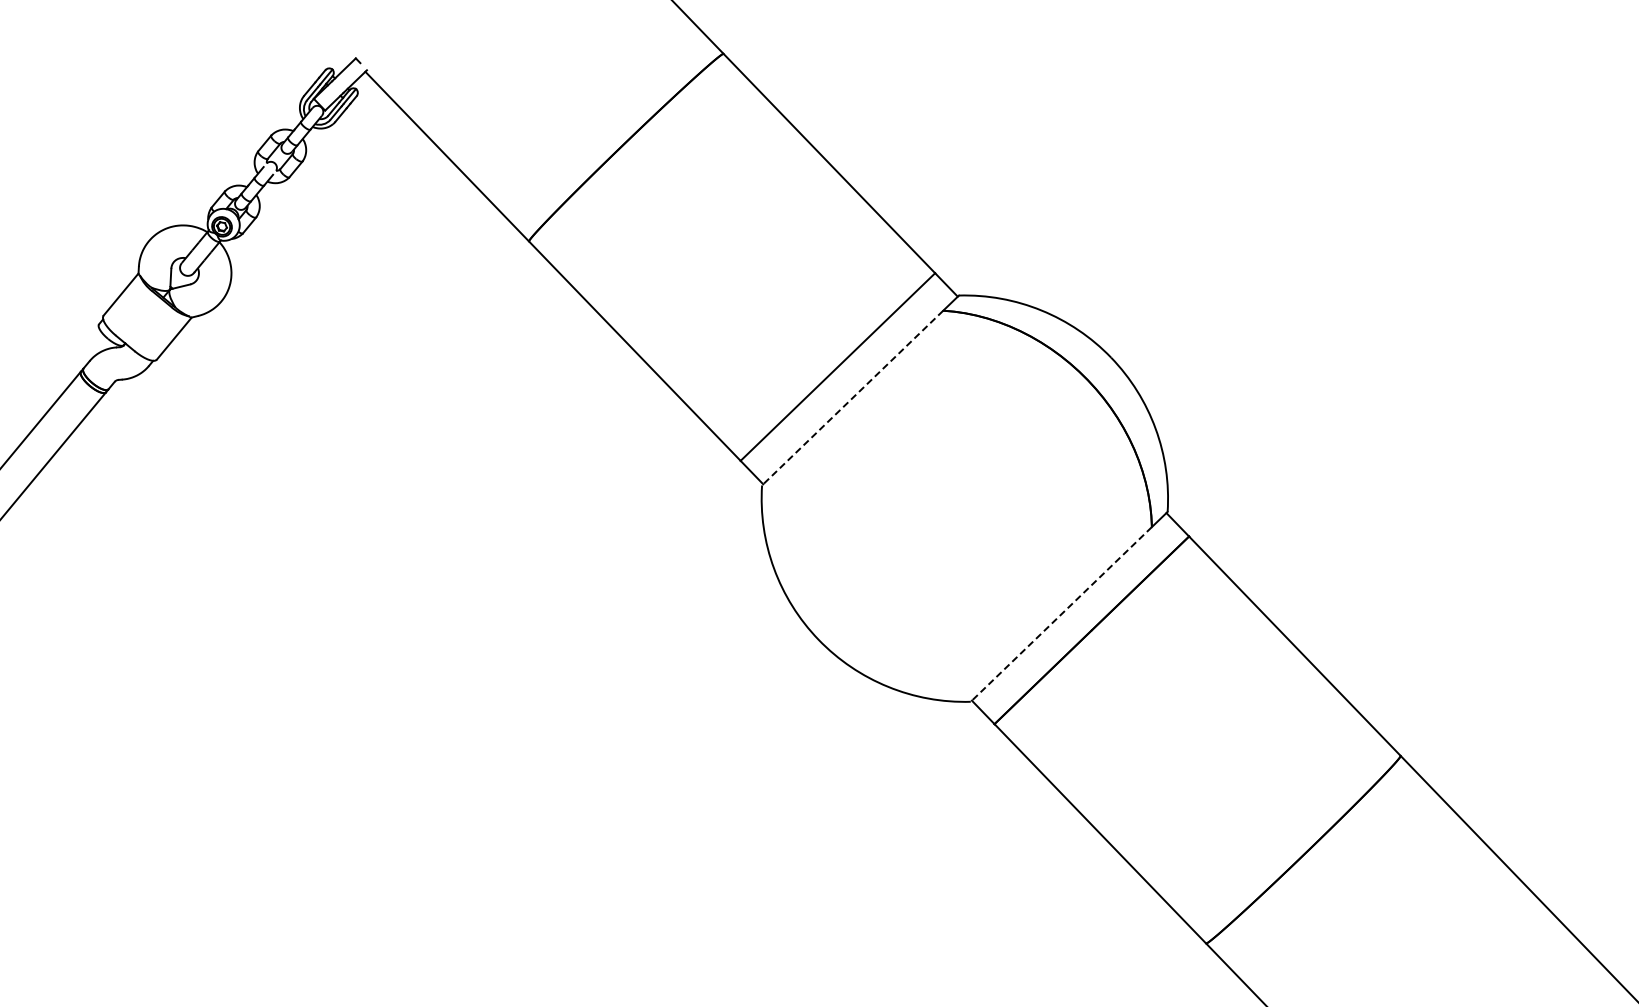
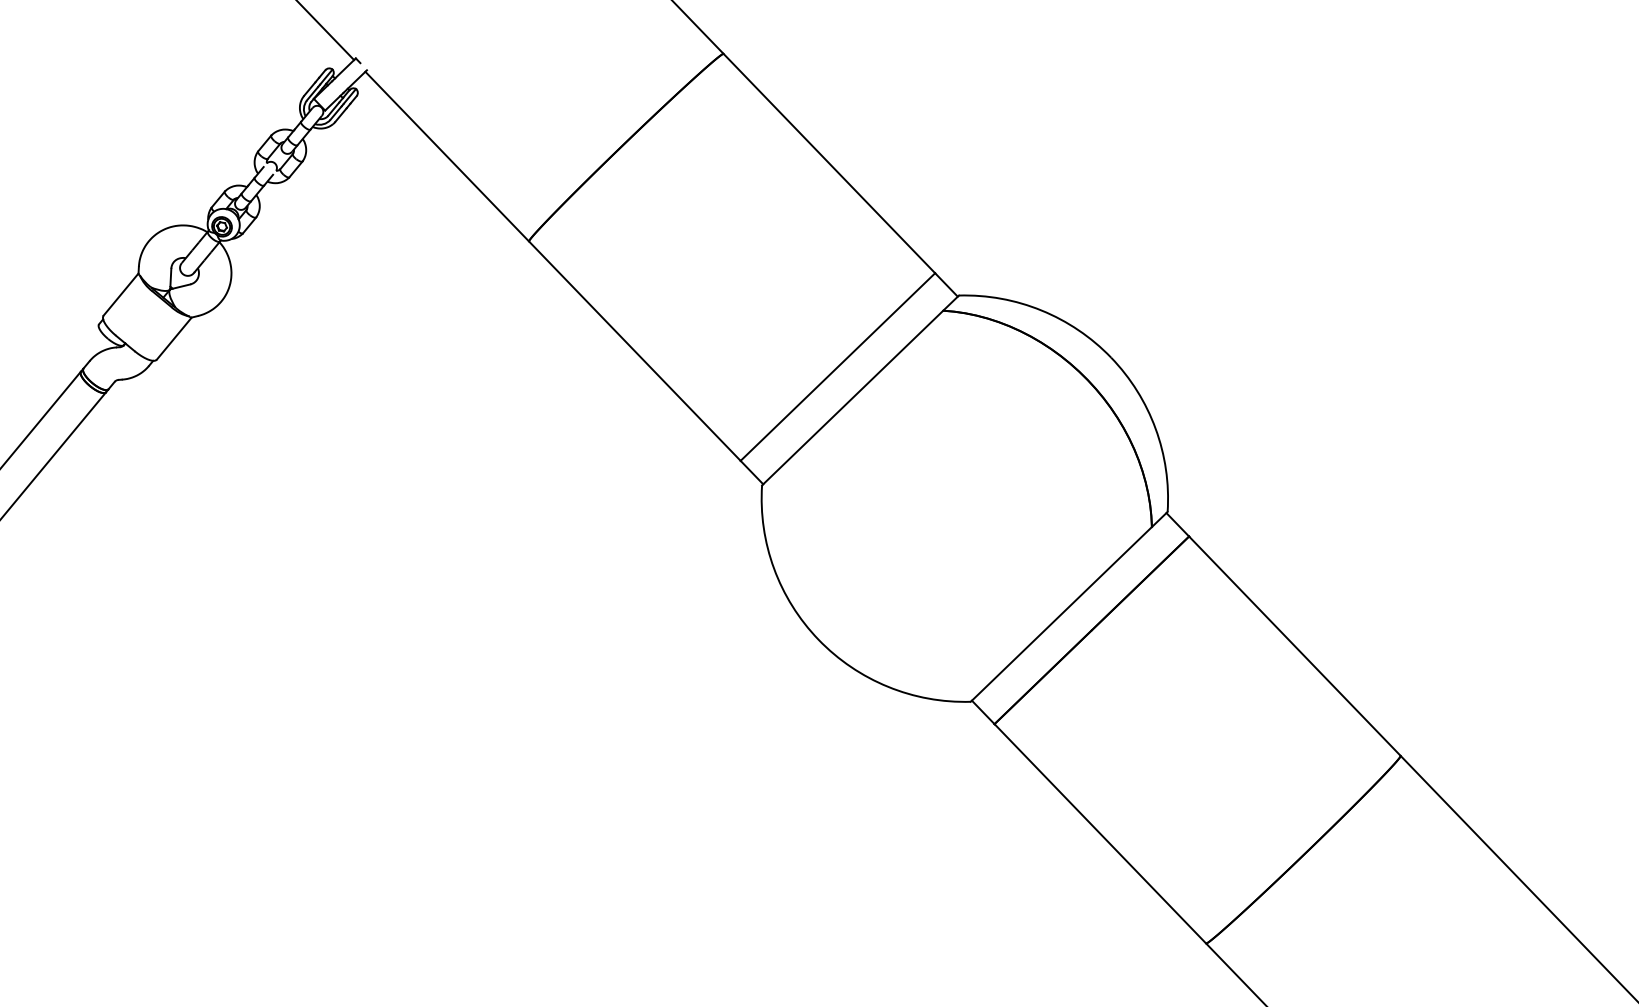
line: none -> present (326, 31)
line: dashed -> solid (852, 398)
line: dashed -> solid (1061, 614)
